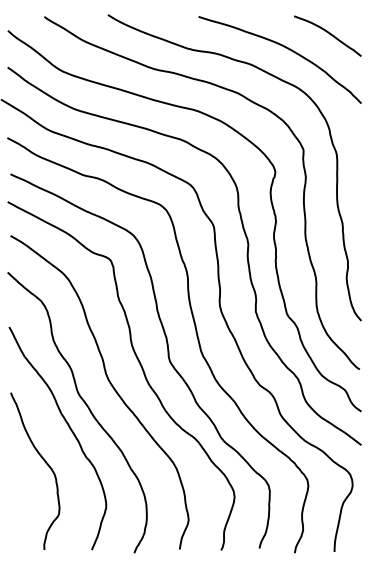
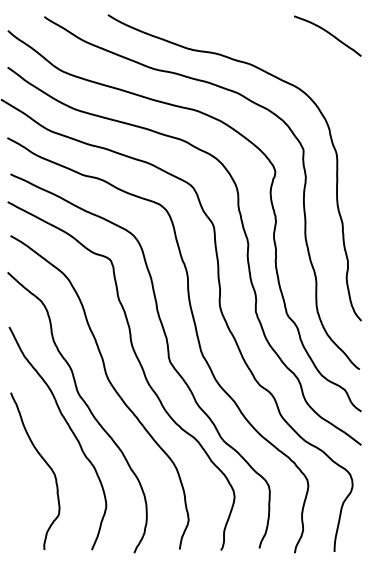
curve: present -> none (285, 48)
